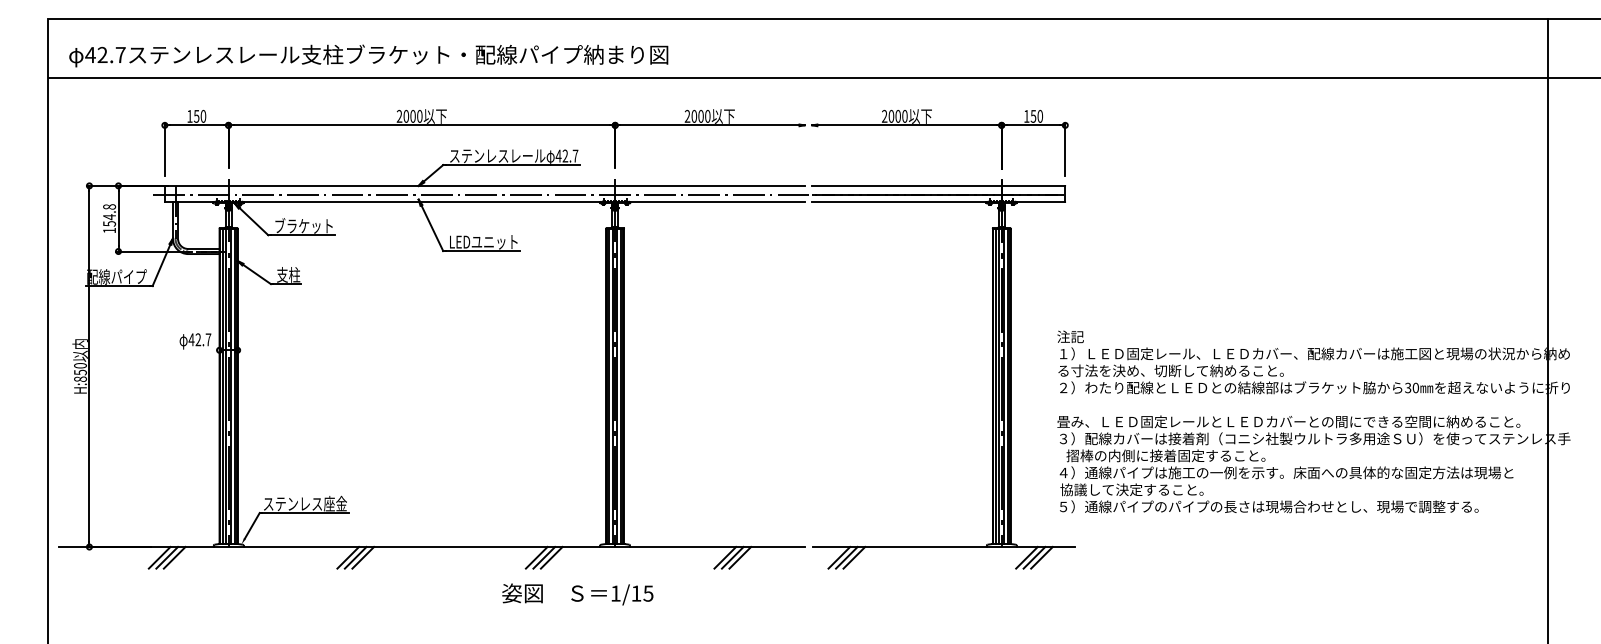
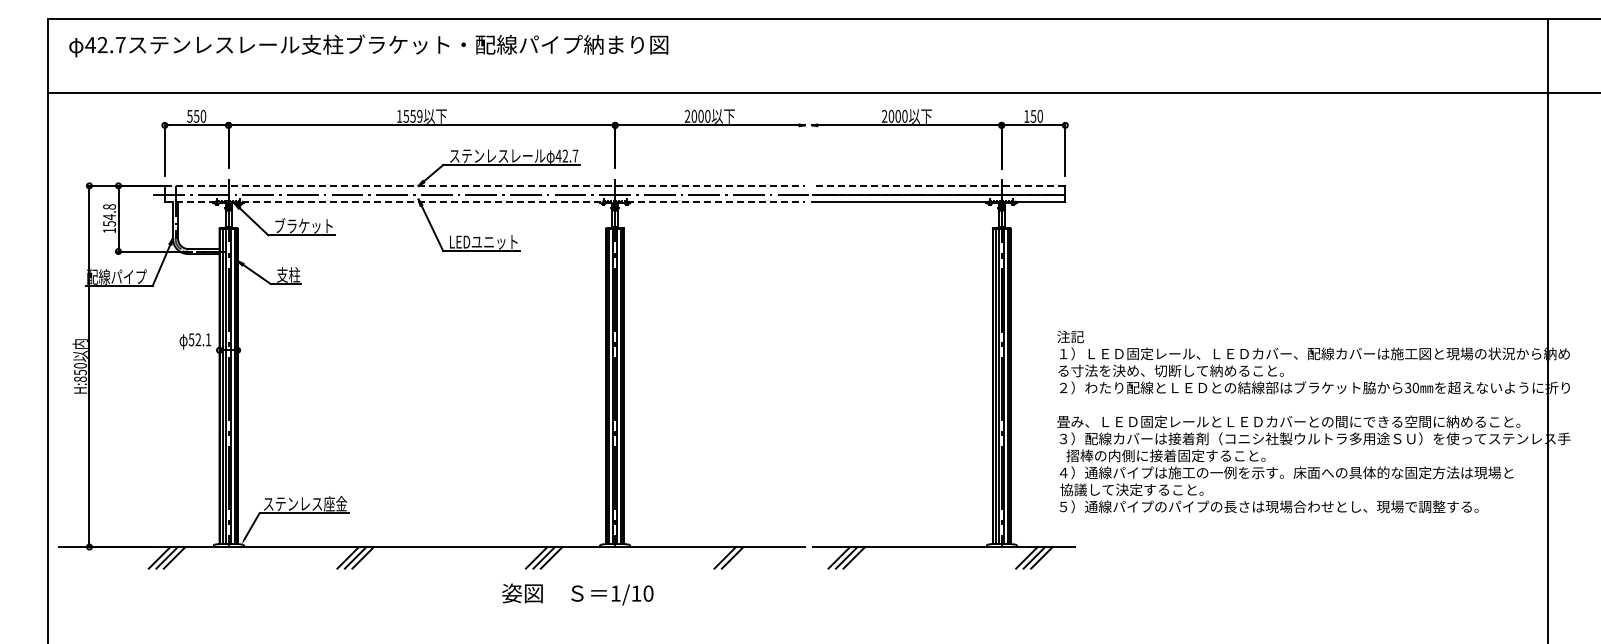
text position: (368, 55) -> (368, 45) (368, 45)
line position: (823, 78) -> (823, 93) (823, 93)
text: 2000 -> 1559 (409, 115)
text: 150 -> 550 (189, 116)
line: solid -> dashed (484, 185)
line: solid -> dashed (938, 185)
line: solid -> dashed (484, 202)
text: 42.7 -> 52.1 (199, 339)
line: present -> none (740, 557)
text: 1/15 -> 1/10 (648, 593)
